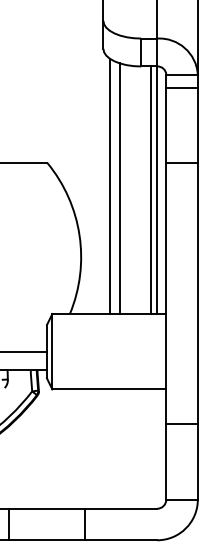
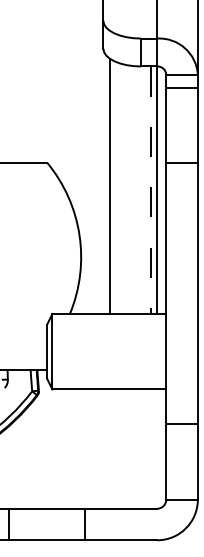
line: present -> none (119, 188)
line: solid -> dashed (151, 190)
line: present -> none (24, 351)
